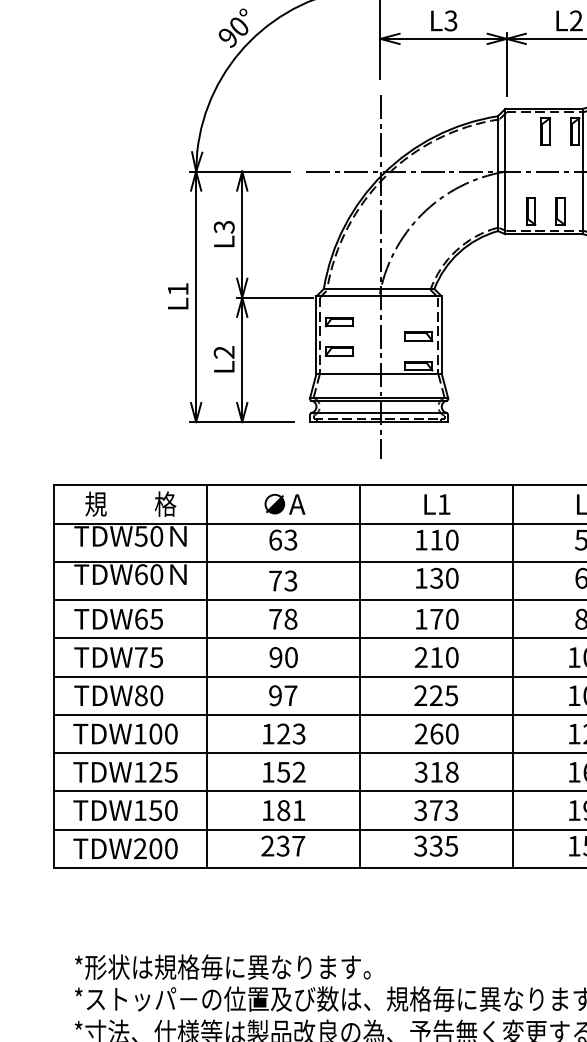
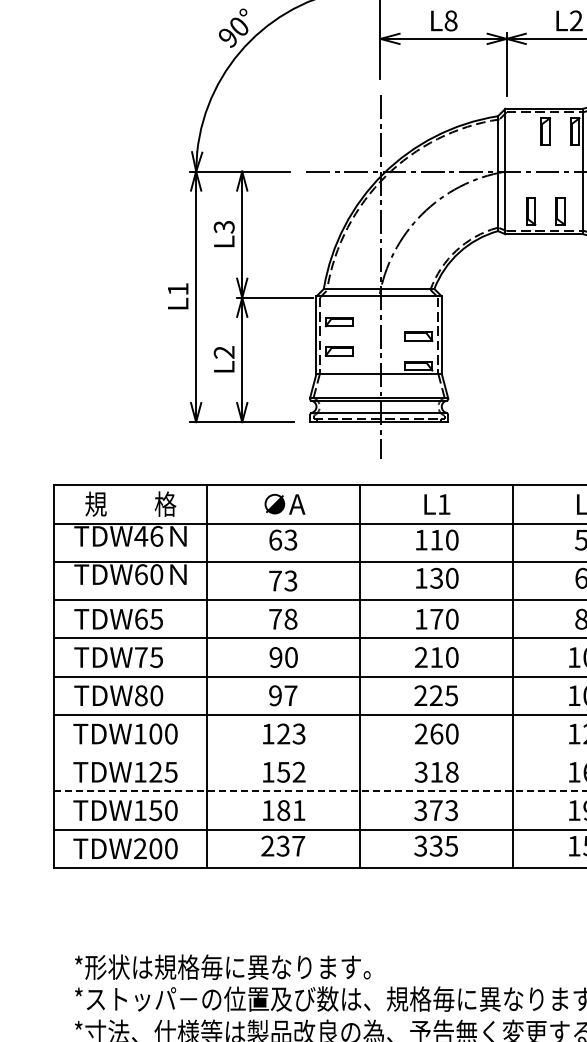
text: L3 -> L8 (450, 20)
text: TDW50 -> TDW46 (148, 535)
line: present -> none (318, 753)
line: solid -> dashed (320, 791)
